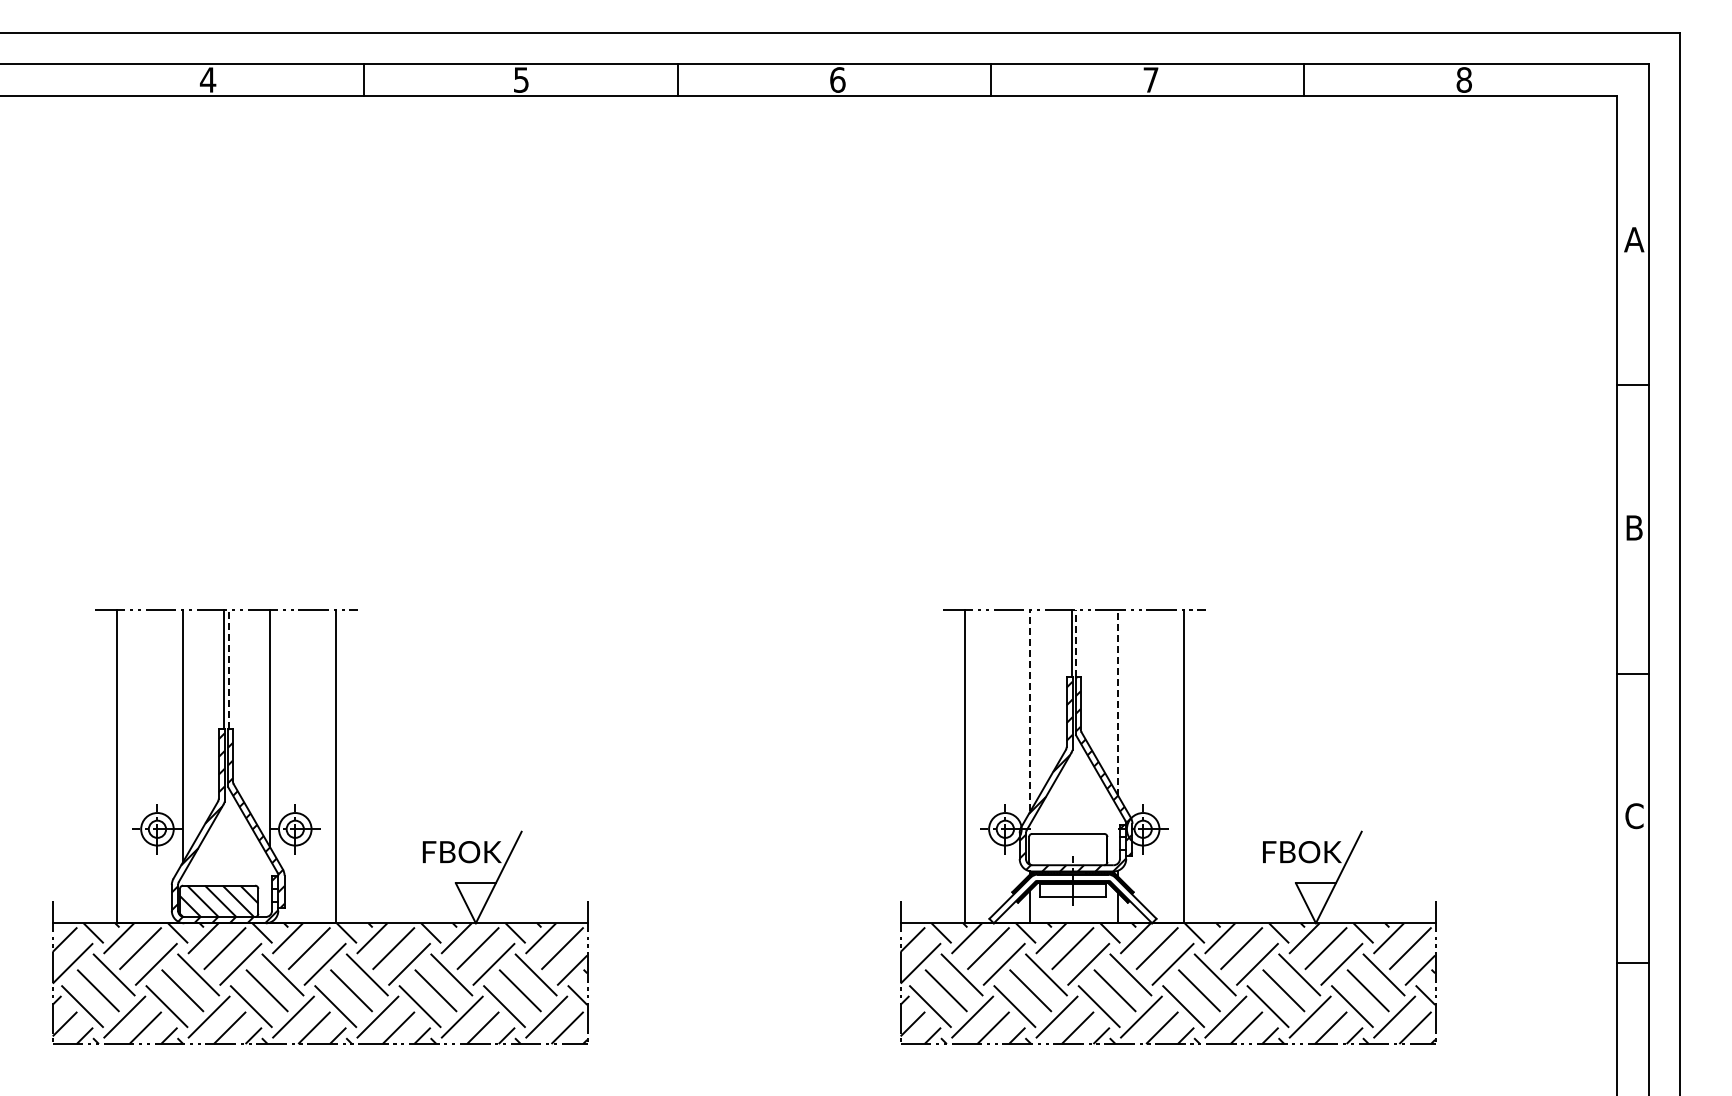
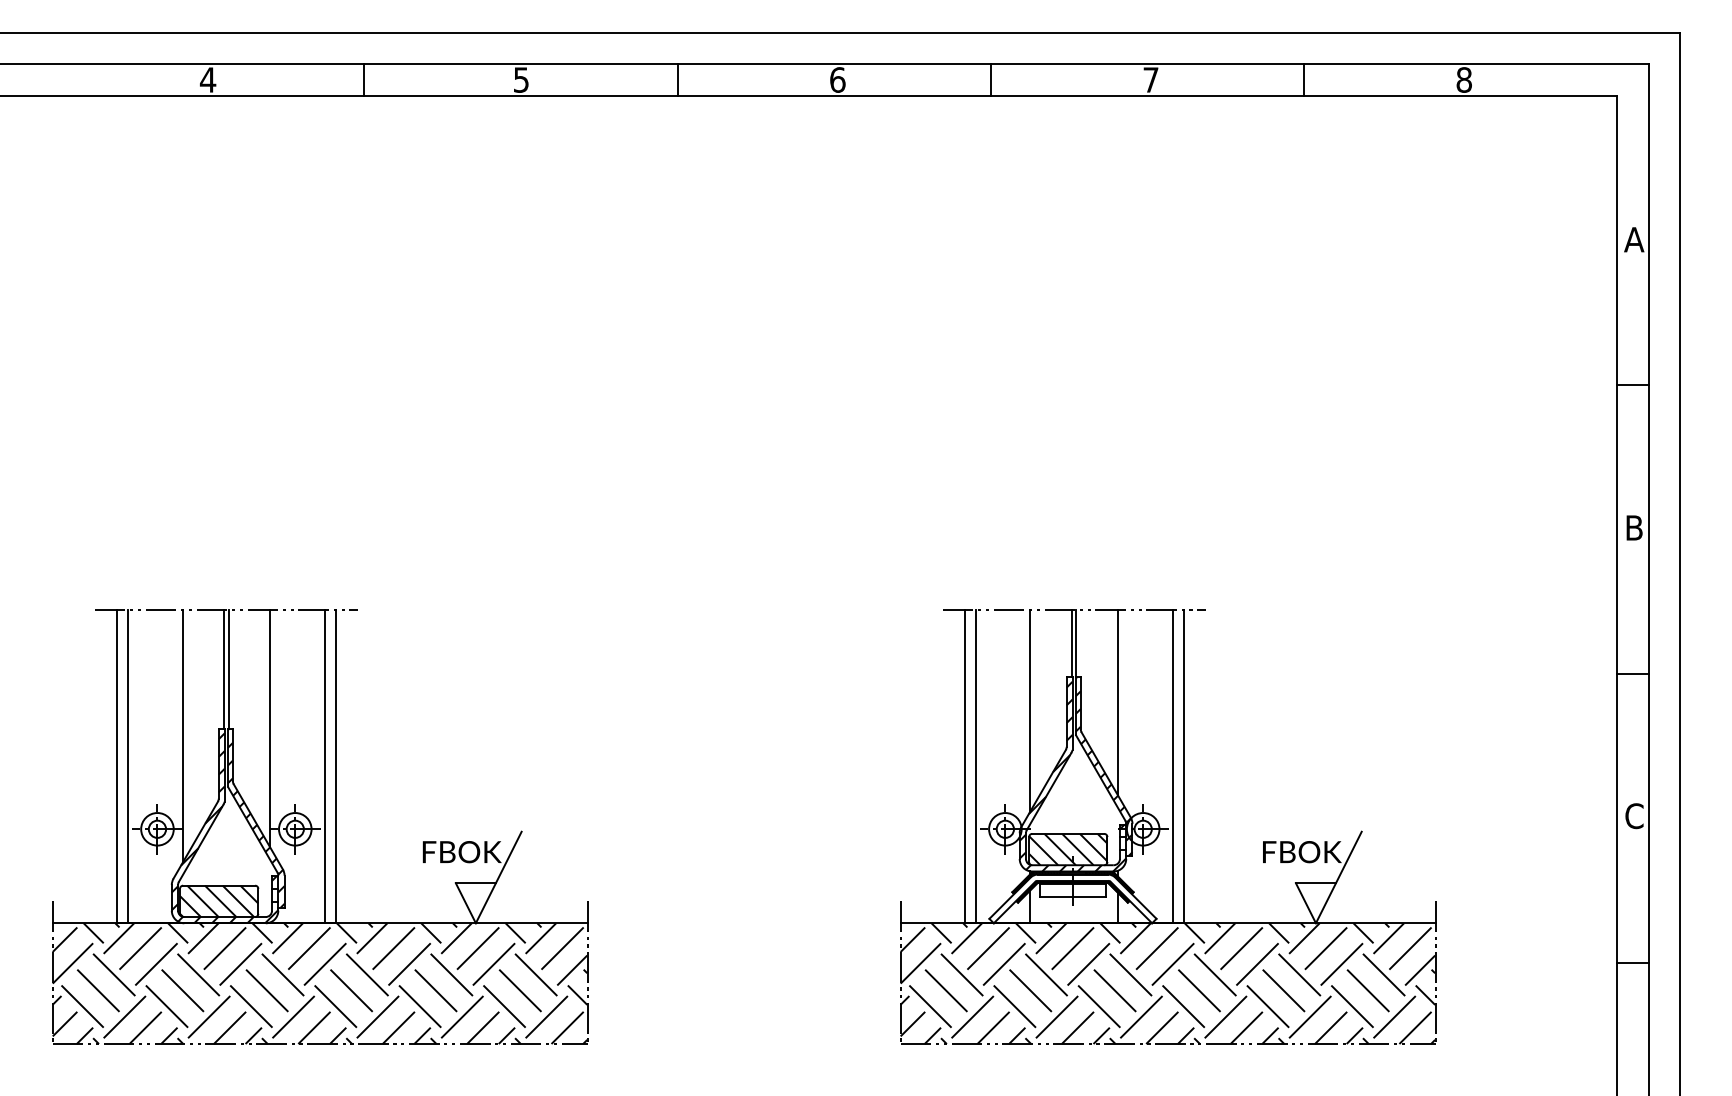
line: dashed -> solid (1076, 643)
line: dashed -> solid (228, 669)
line: dashed -> solid (1118, 702)
line: dashed -> solid (1030, 710)
line: none -> present (127, 766)
line: none -> present (325, 766)
line: none -> present (975, 766)
line: none -> present (1172, 766)
hatch: none -> present (1068, 849)
